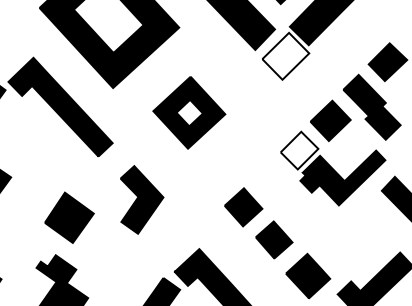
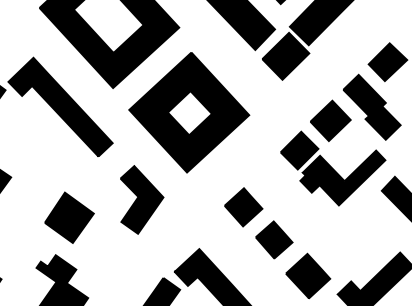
fill: none -> present (285, 55)
part size: 75x74 px -> 123x122 px (189, 112)
fill: none -> present (299, 150)
